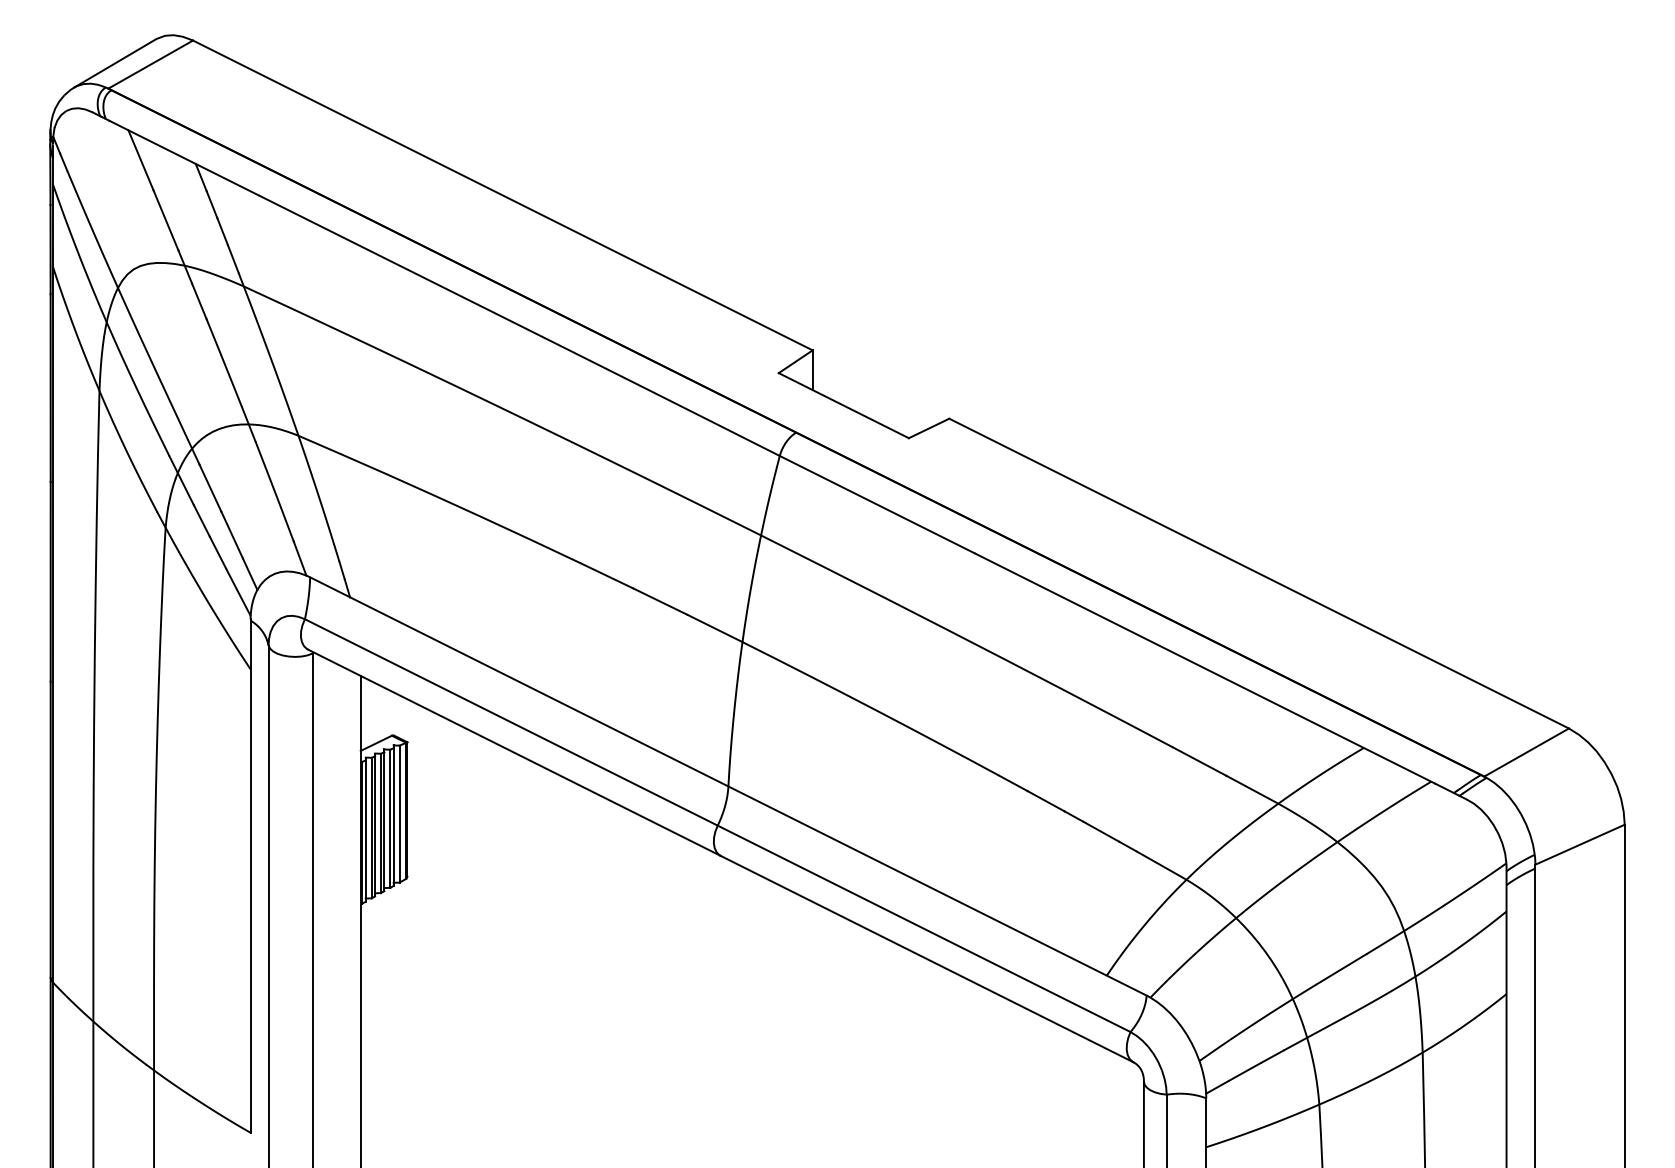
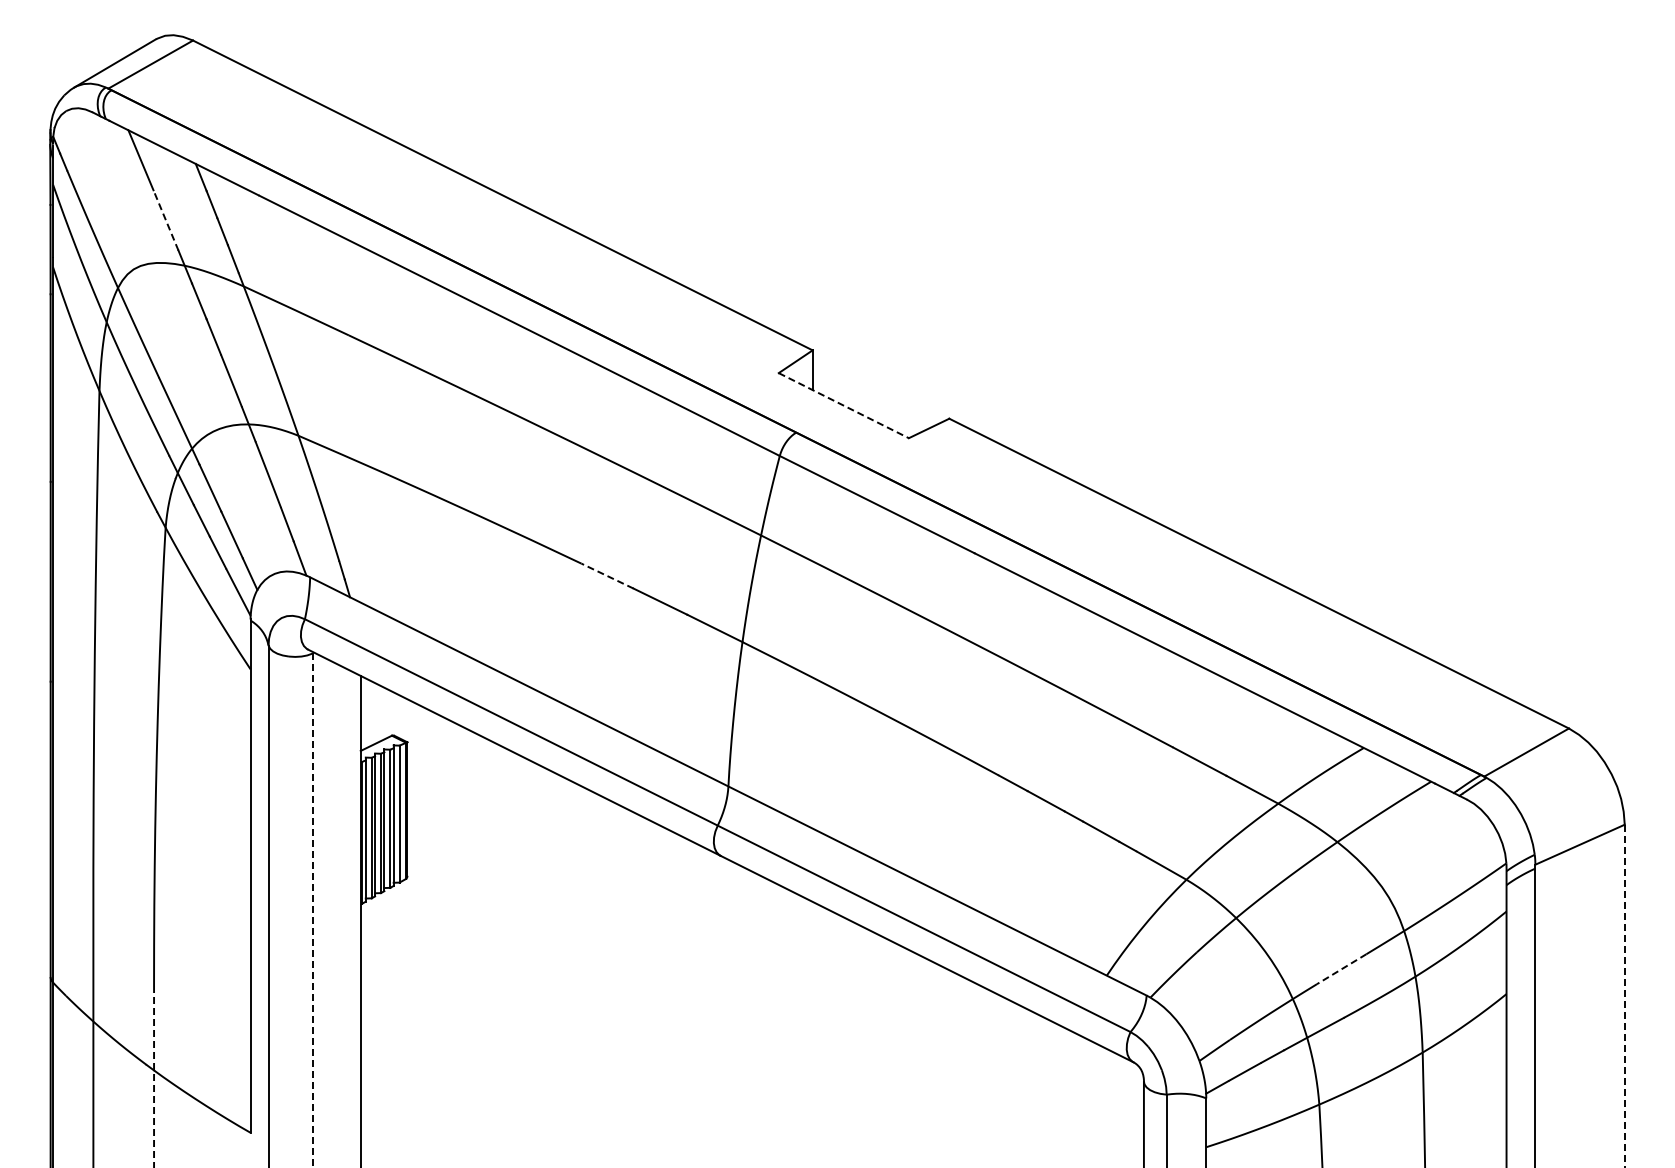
line: solid -> dashed (166, 220)
line: solid -> dashed (843, 405)
line: solid -> dashed (607, 576)
line: solid -> dashed (312, 910)
line: solid -> dashed (1341, 969)
line: solid -> dashed (1624, 996)
line: solid -> dashed (154, 1077)
